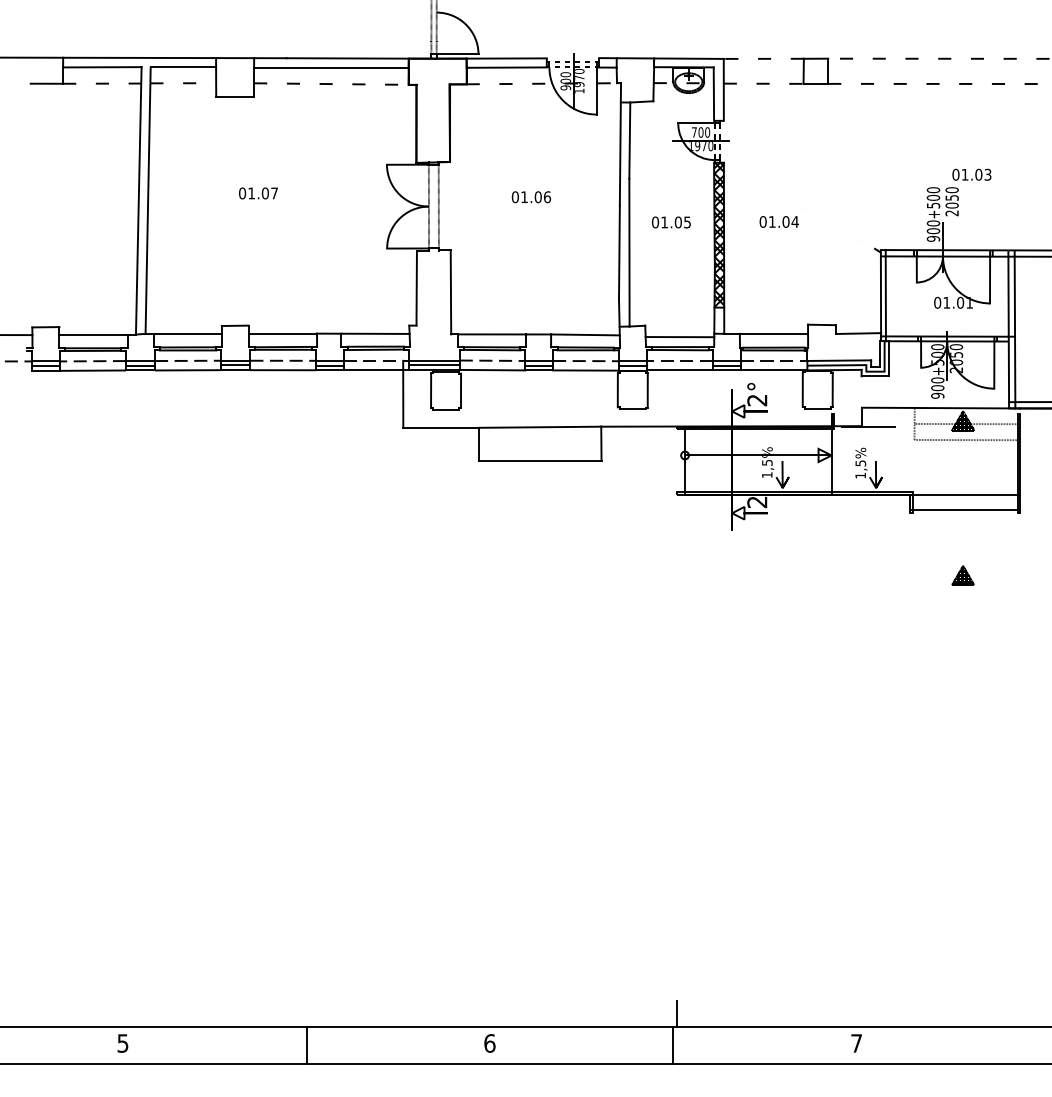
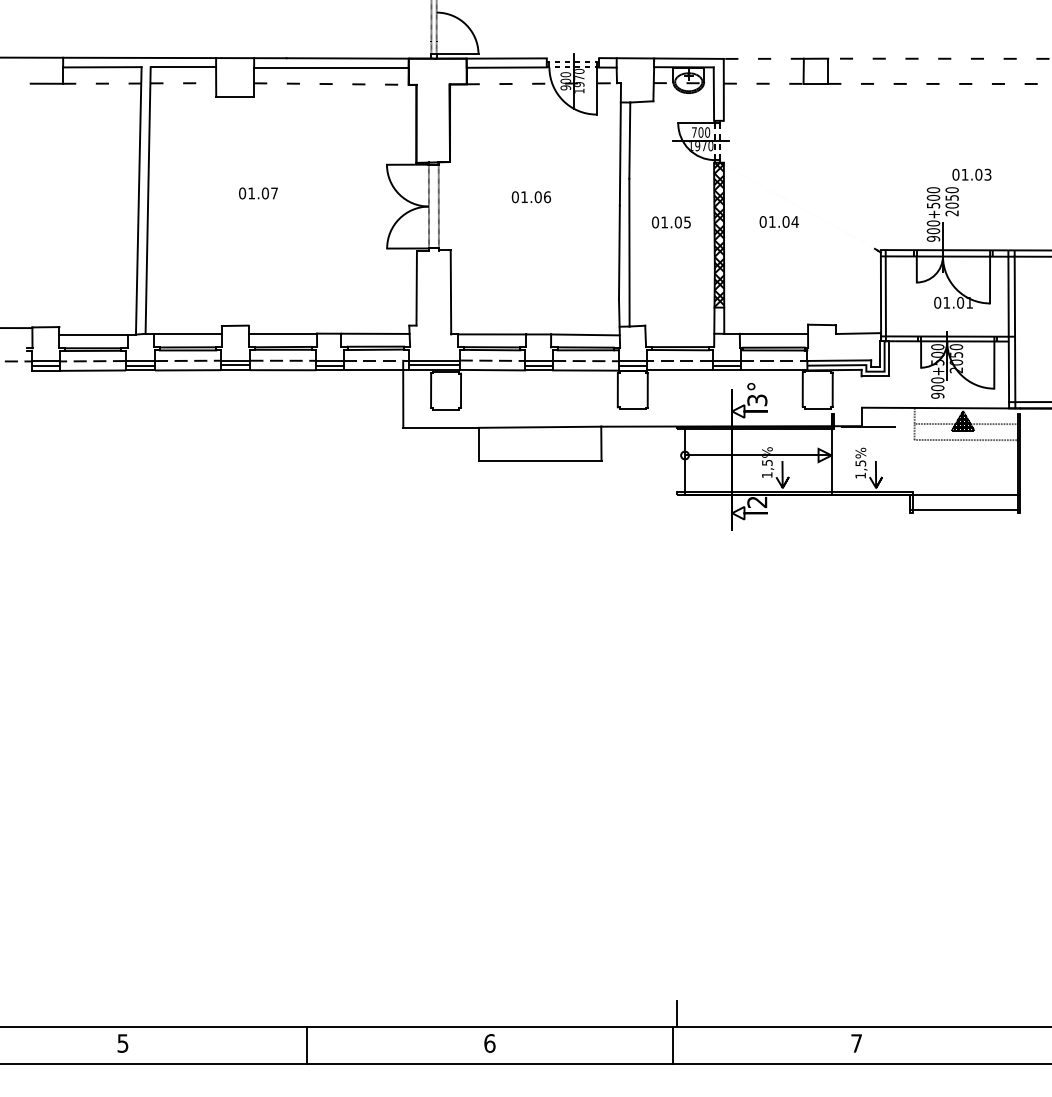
line position: (17, 335) -> (17, 328) (17, 328)
line: present -> none (679, 337)
text: 2° -> 3° (757, 400)
part: present -> none (962, 575)
